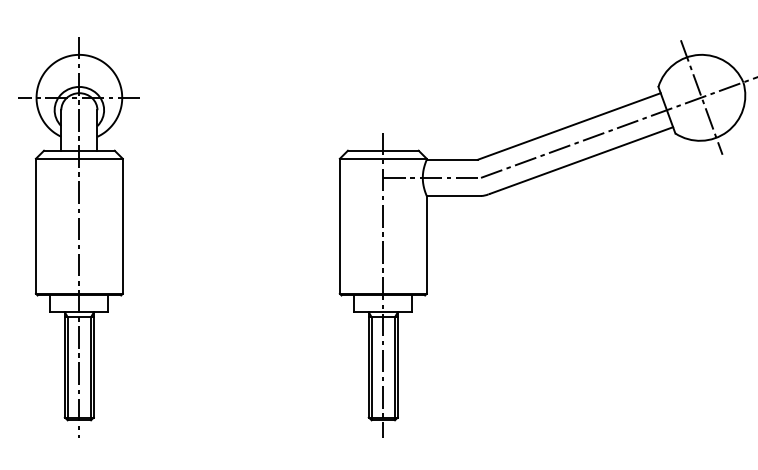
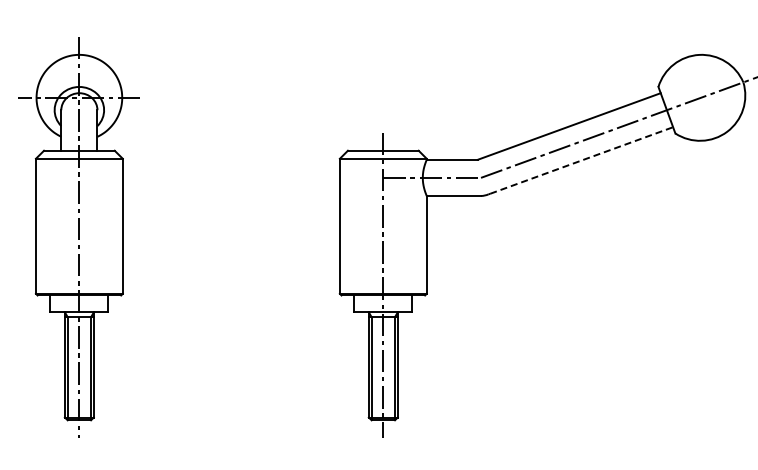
line: present -> none (701, 97)
line: solid -> dashed (582, 160)
